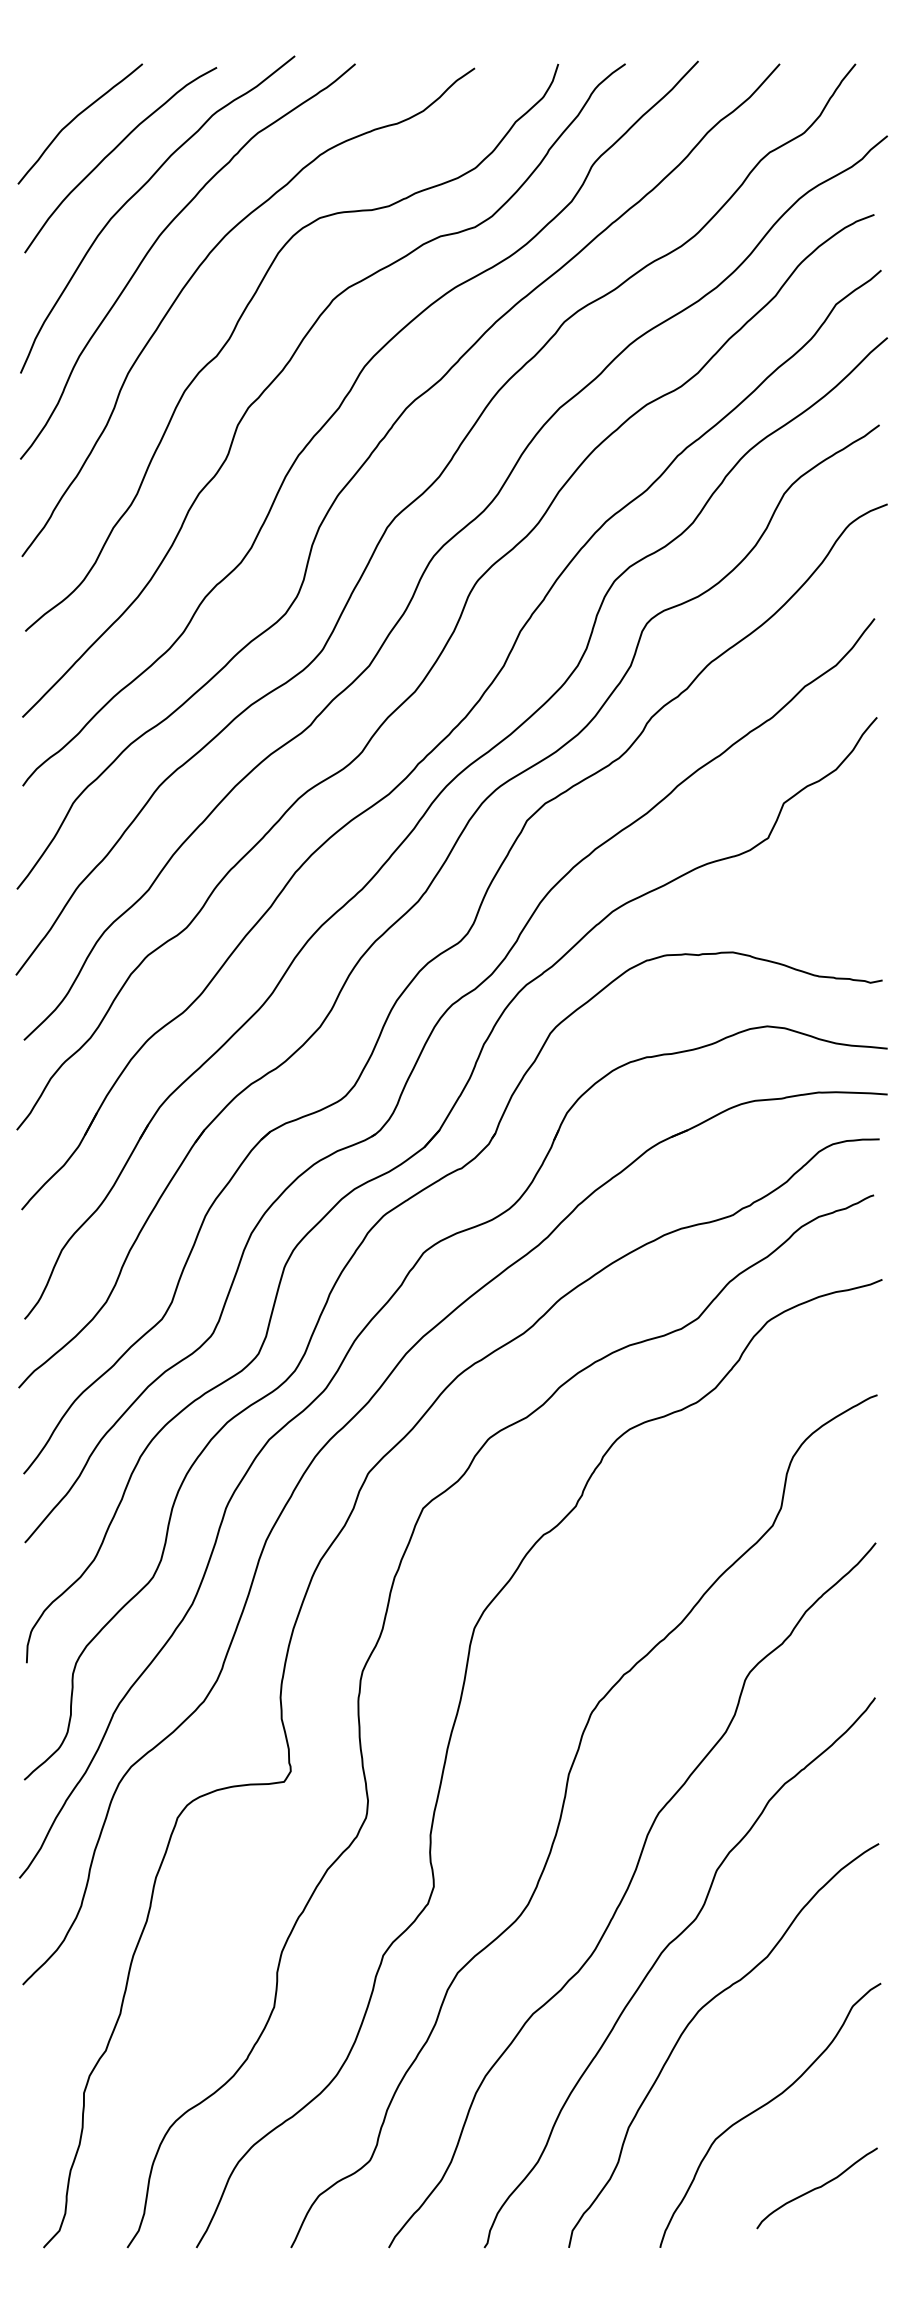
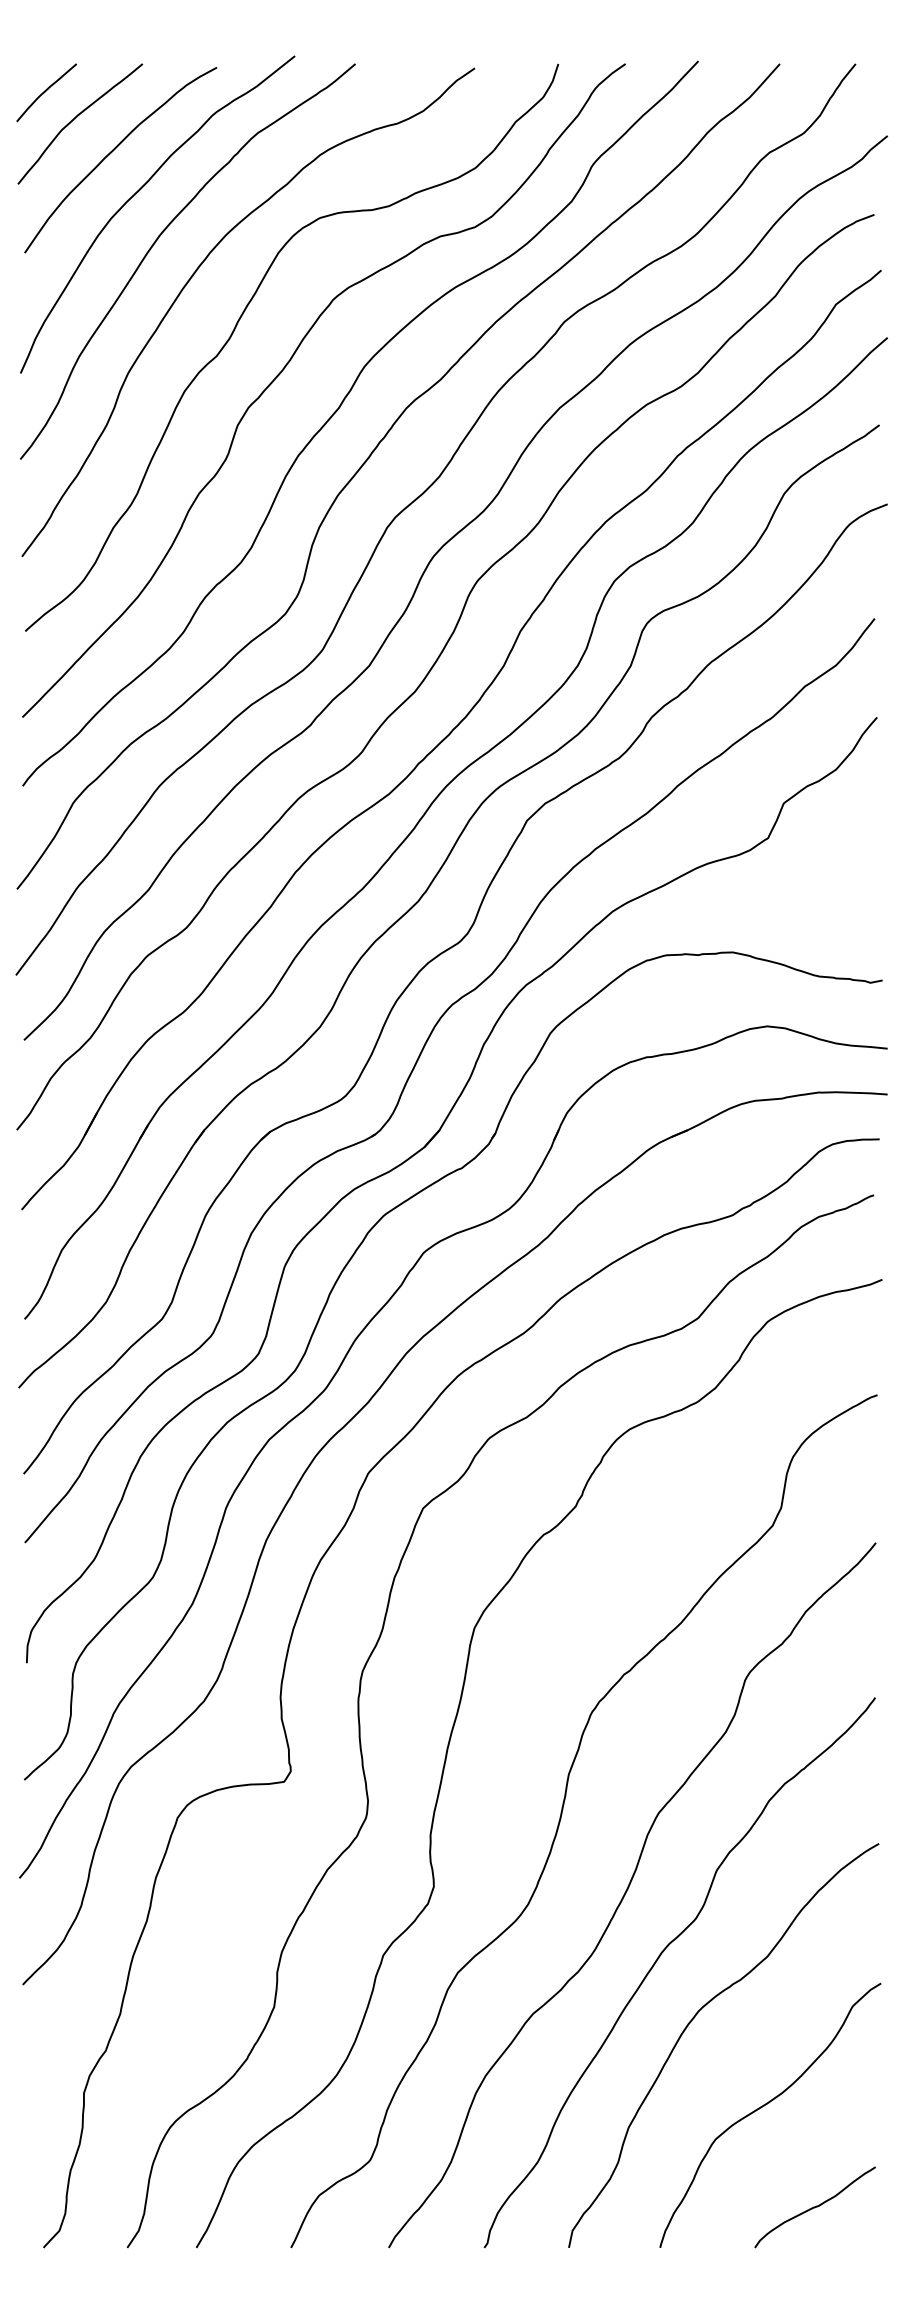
curve: none -> present (46, 91)
curve position: (816, 2188) -> (814, 2207) (814, 2207)
